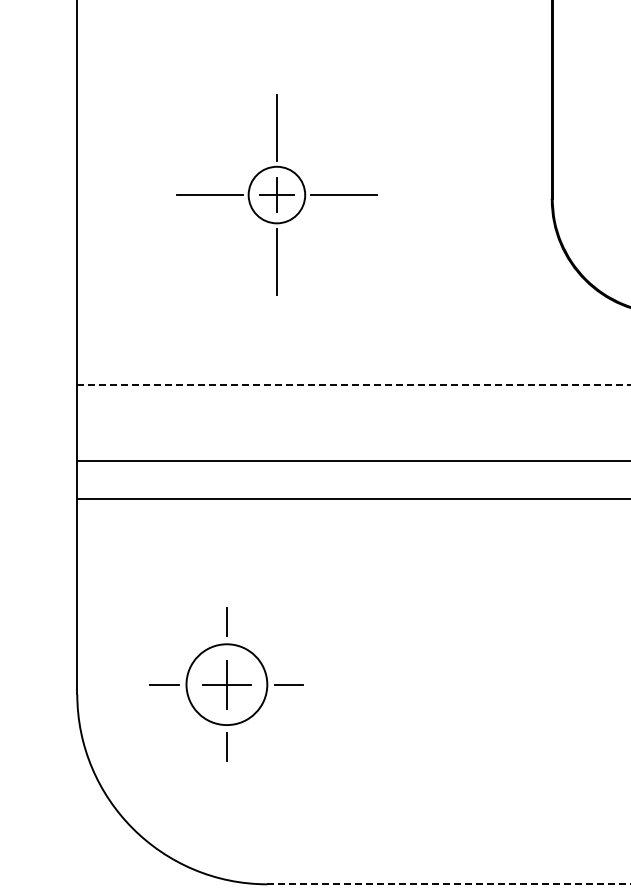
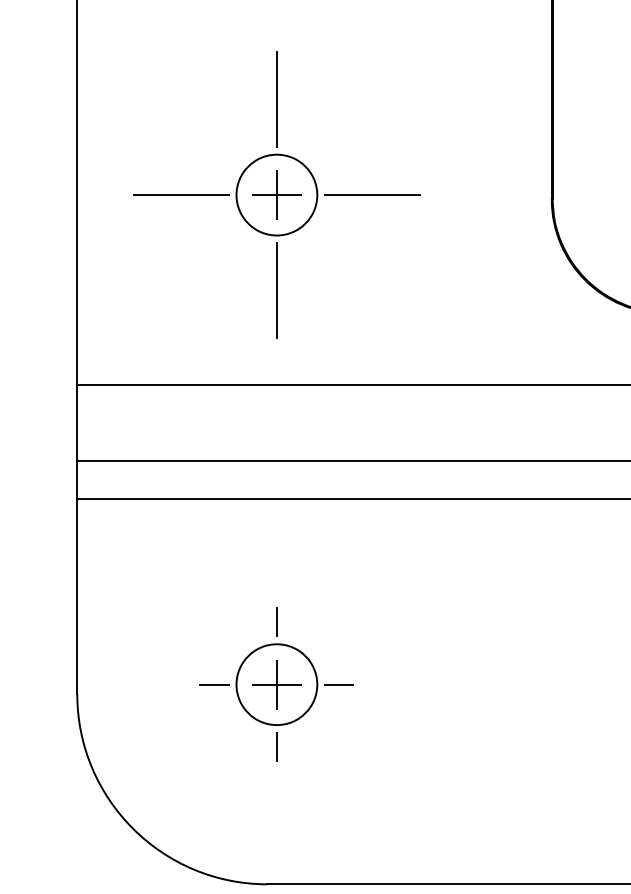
part size: 202x202 px -> 288x288 px (276, 194)
line: dashed -> solid (354, 385)
part position: (226, 684) -> (276, 684) (276, 684)
line: dashed -> solid (449, 884)
